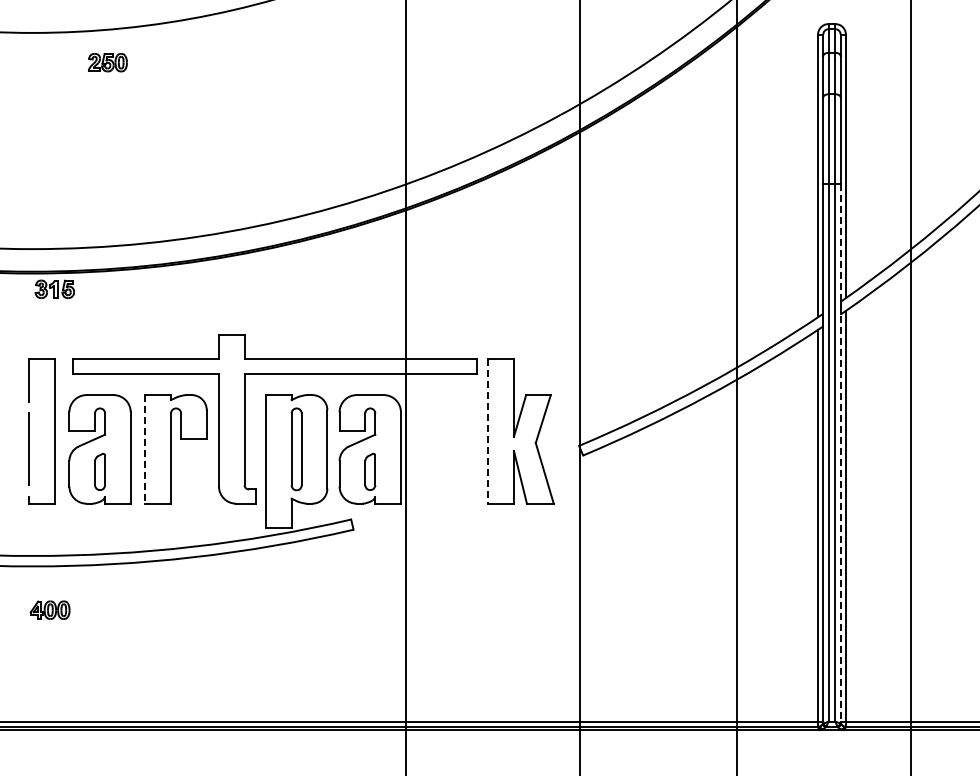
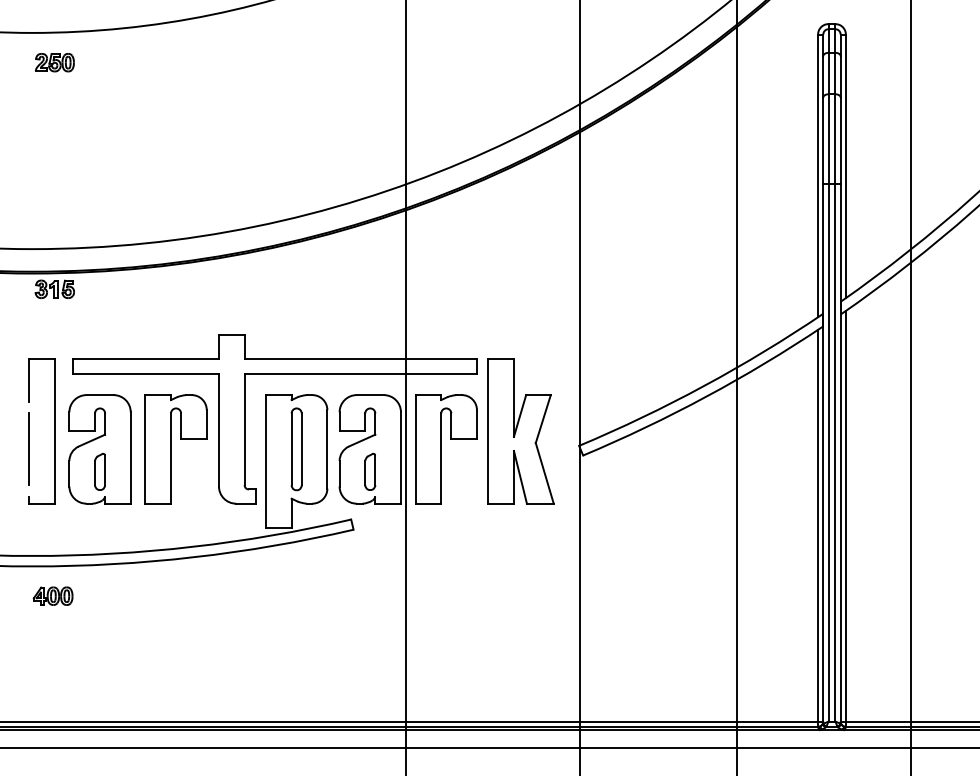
part position: (107, 62) -> (54, 62) (54, 62)
line: dashed -> solid (488, 432)
line: dashed -> solid (145, 449)
part: none -> present (446, 449)
line: dashed -> solid (840, 453)
part position: (49, 609) -> (52, 595) (52, 595)
line: none -> present (489, 747)
